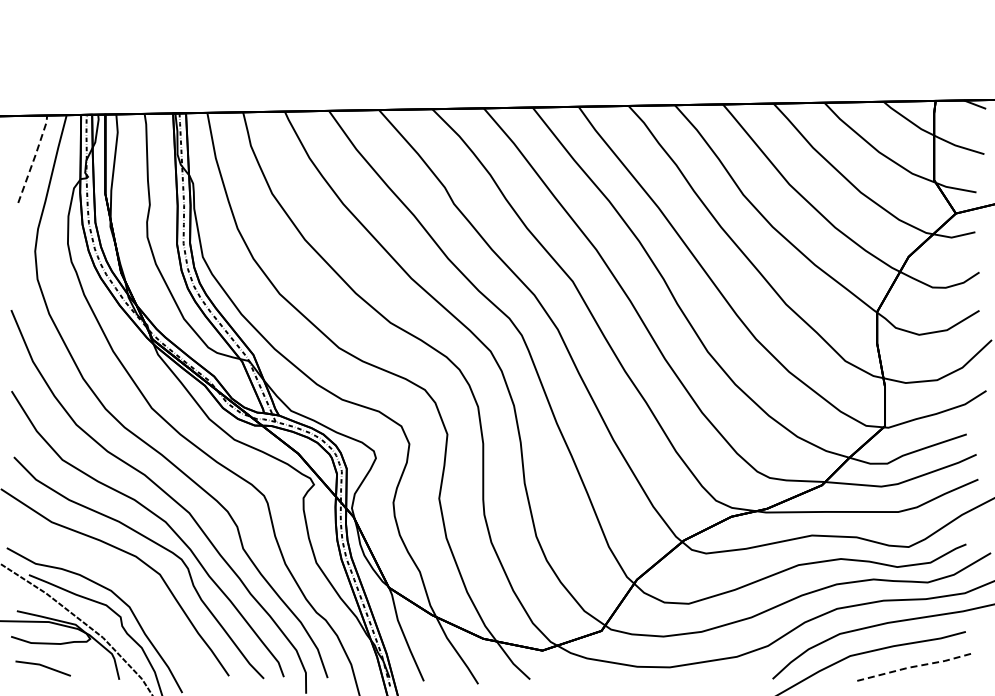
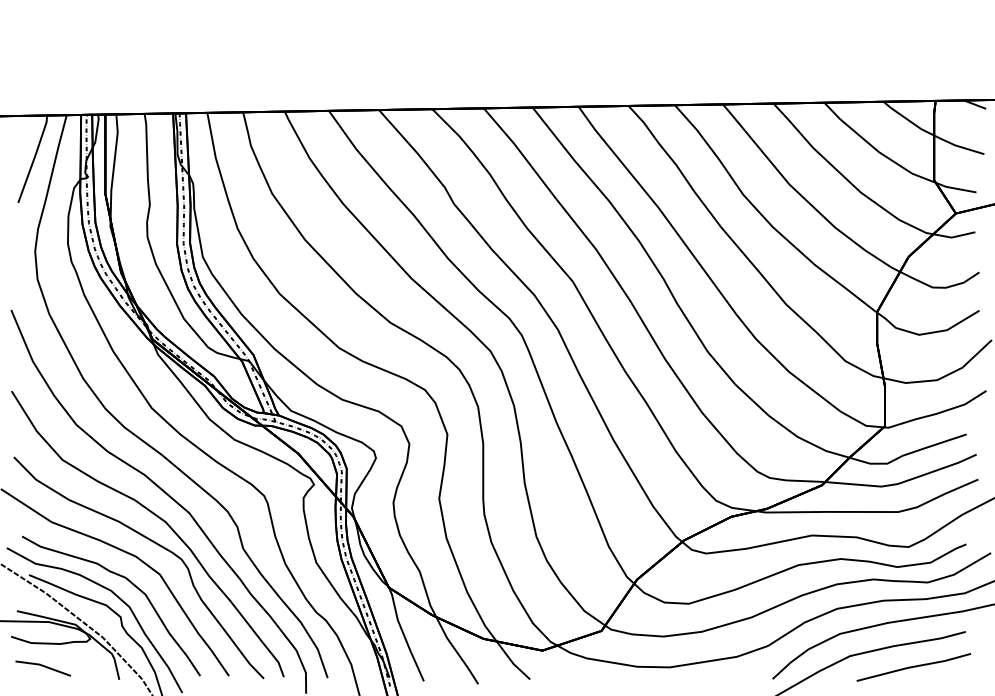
line: dashed -> solid (34, 158)
curve: none -> present (130, 583)
line: dashed -> solid (912, 666)
